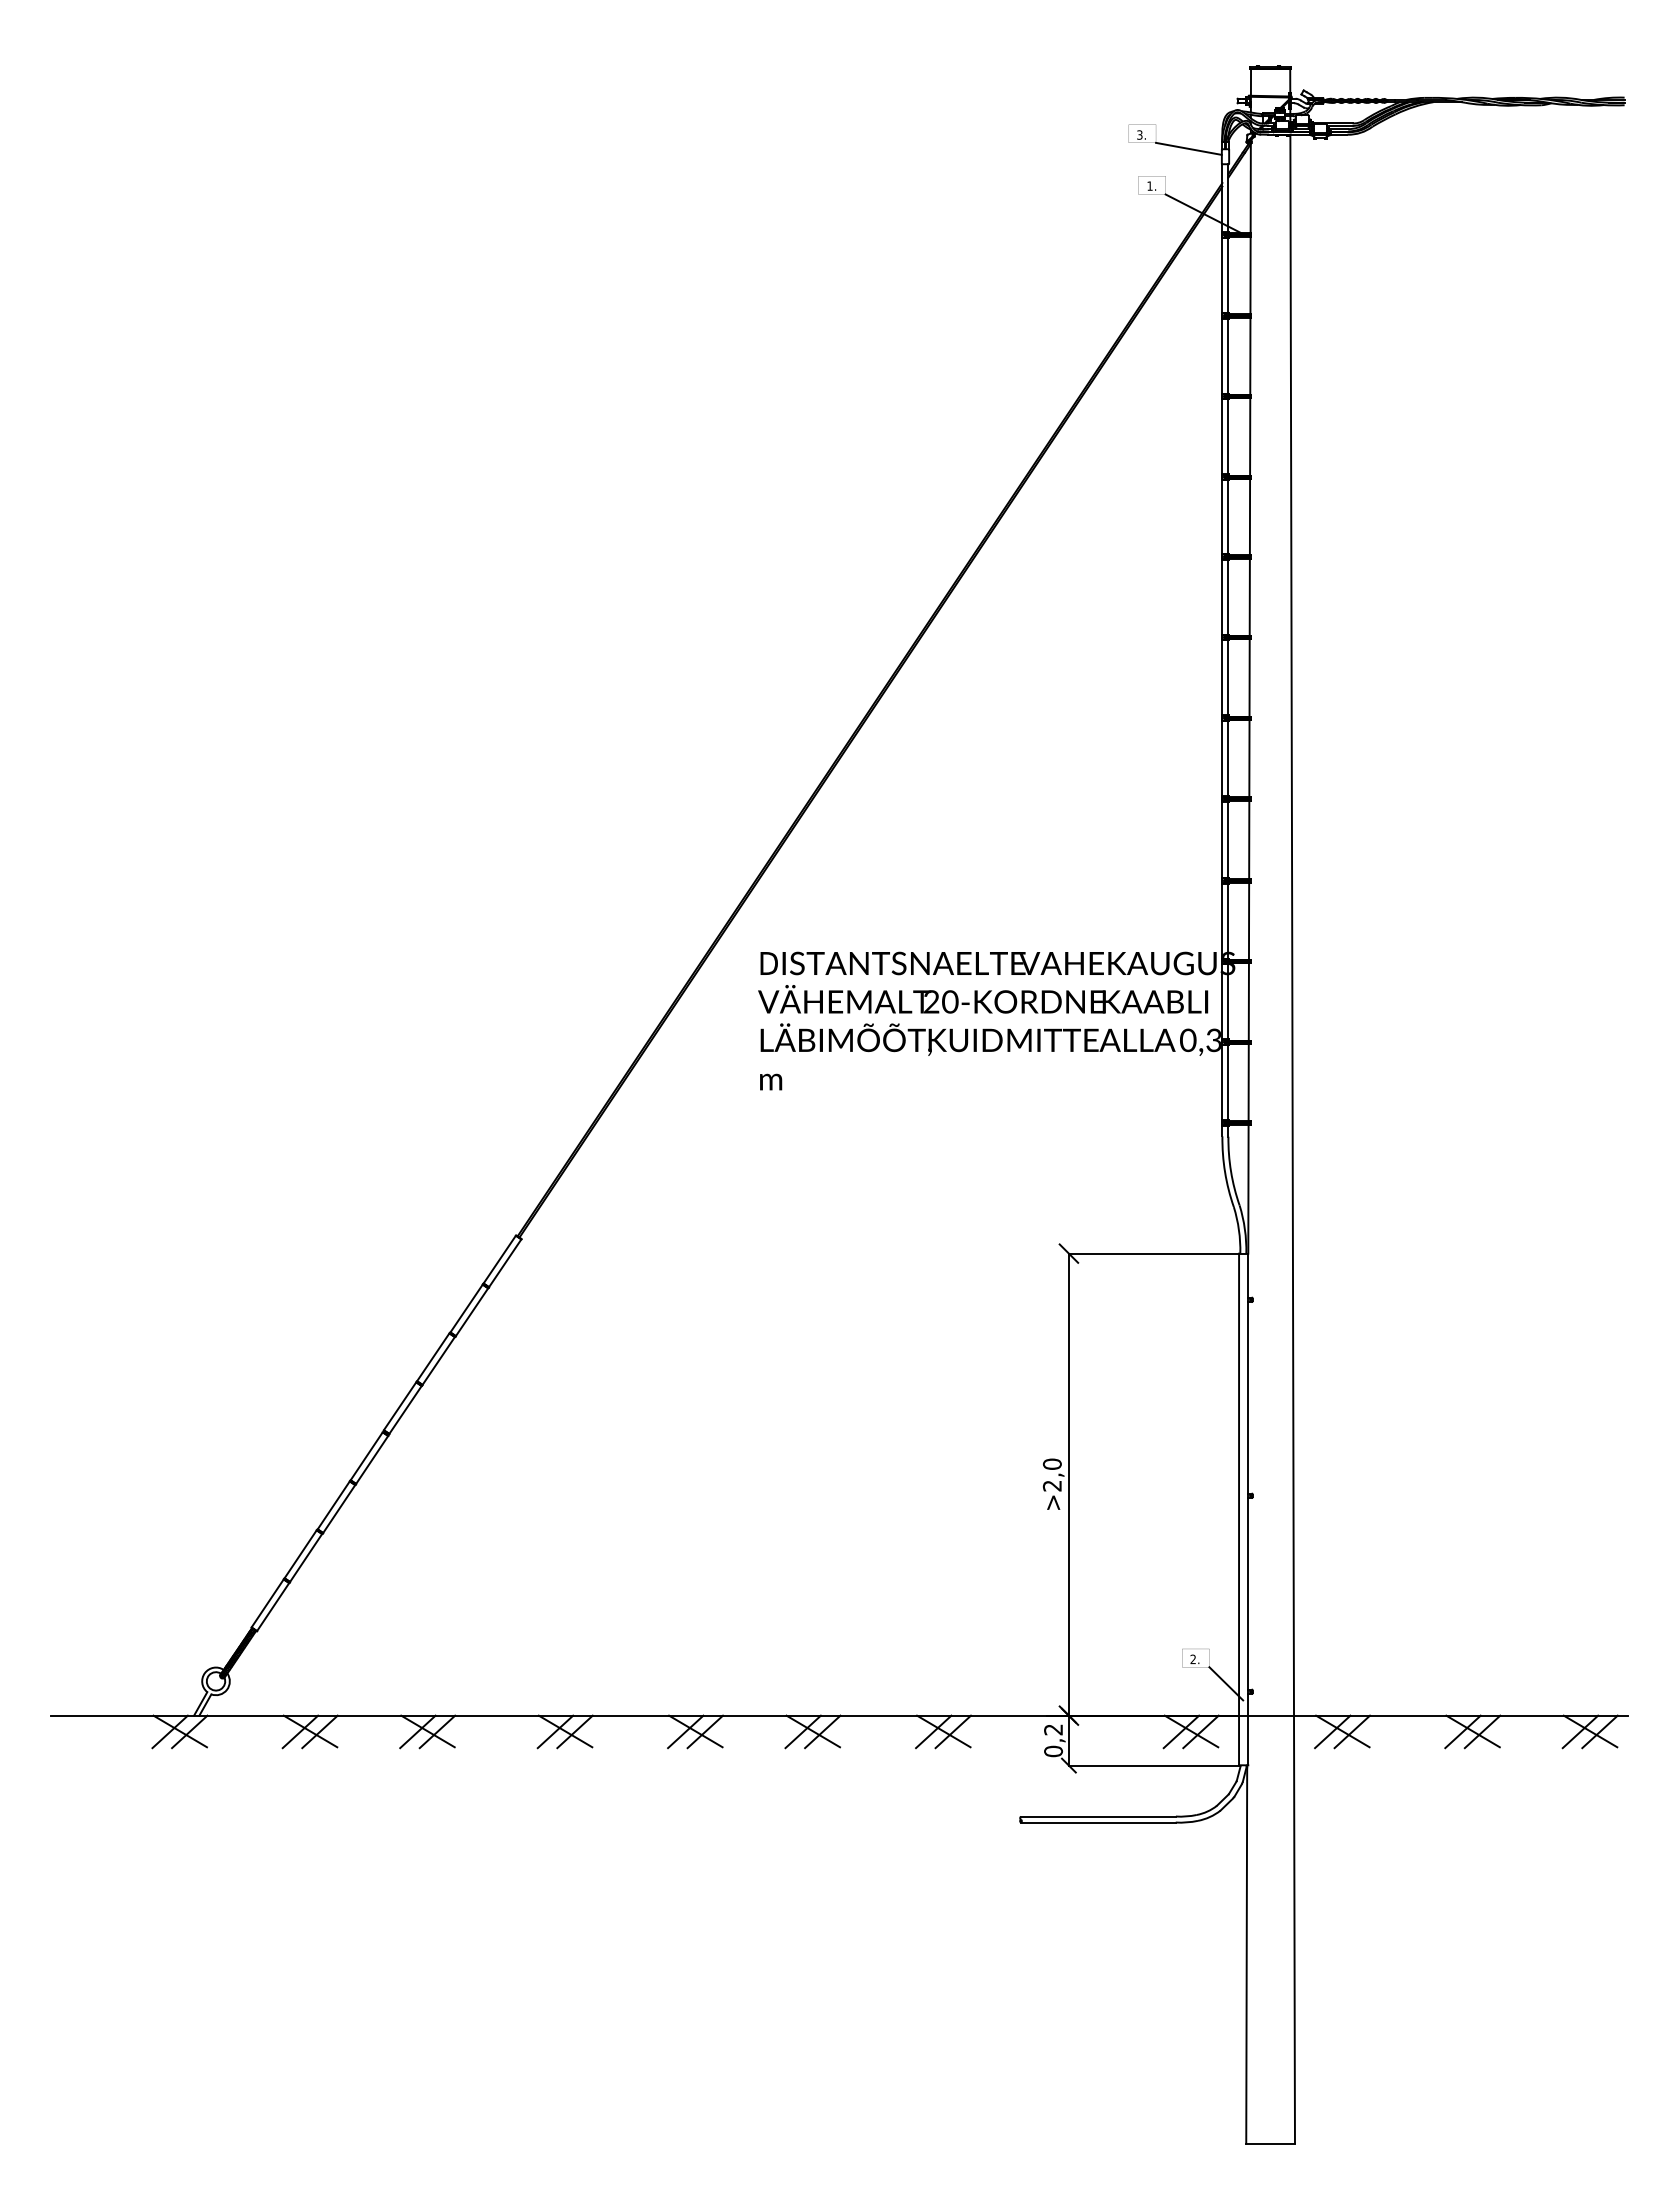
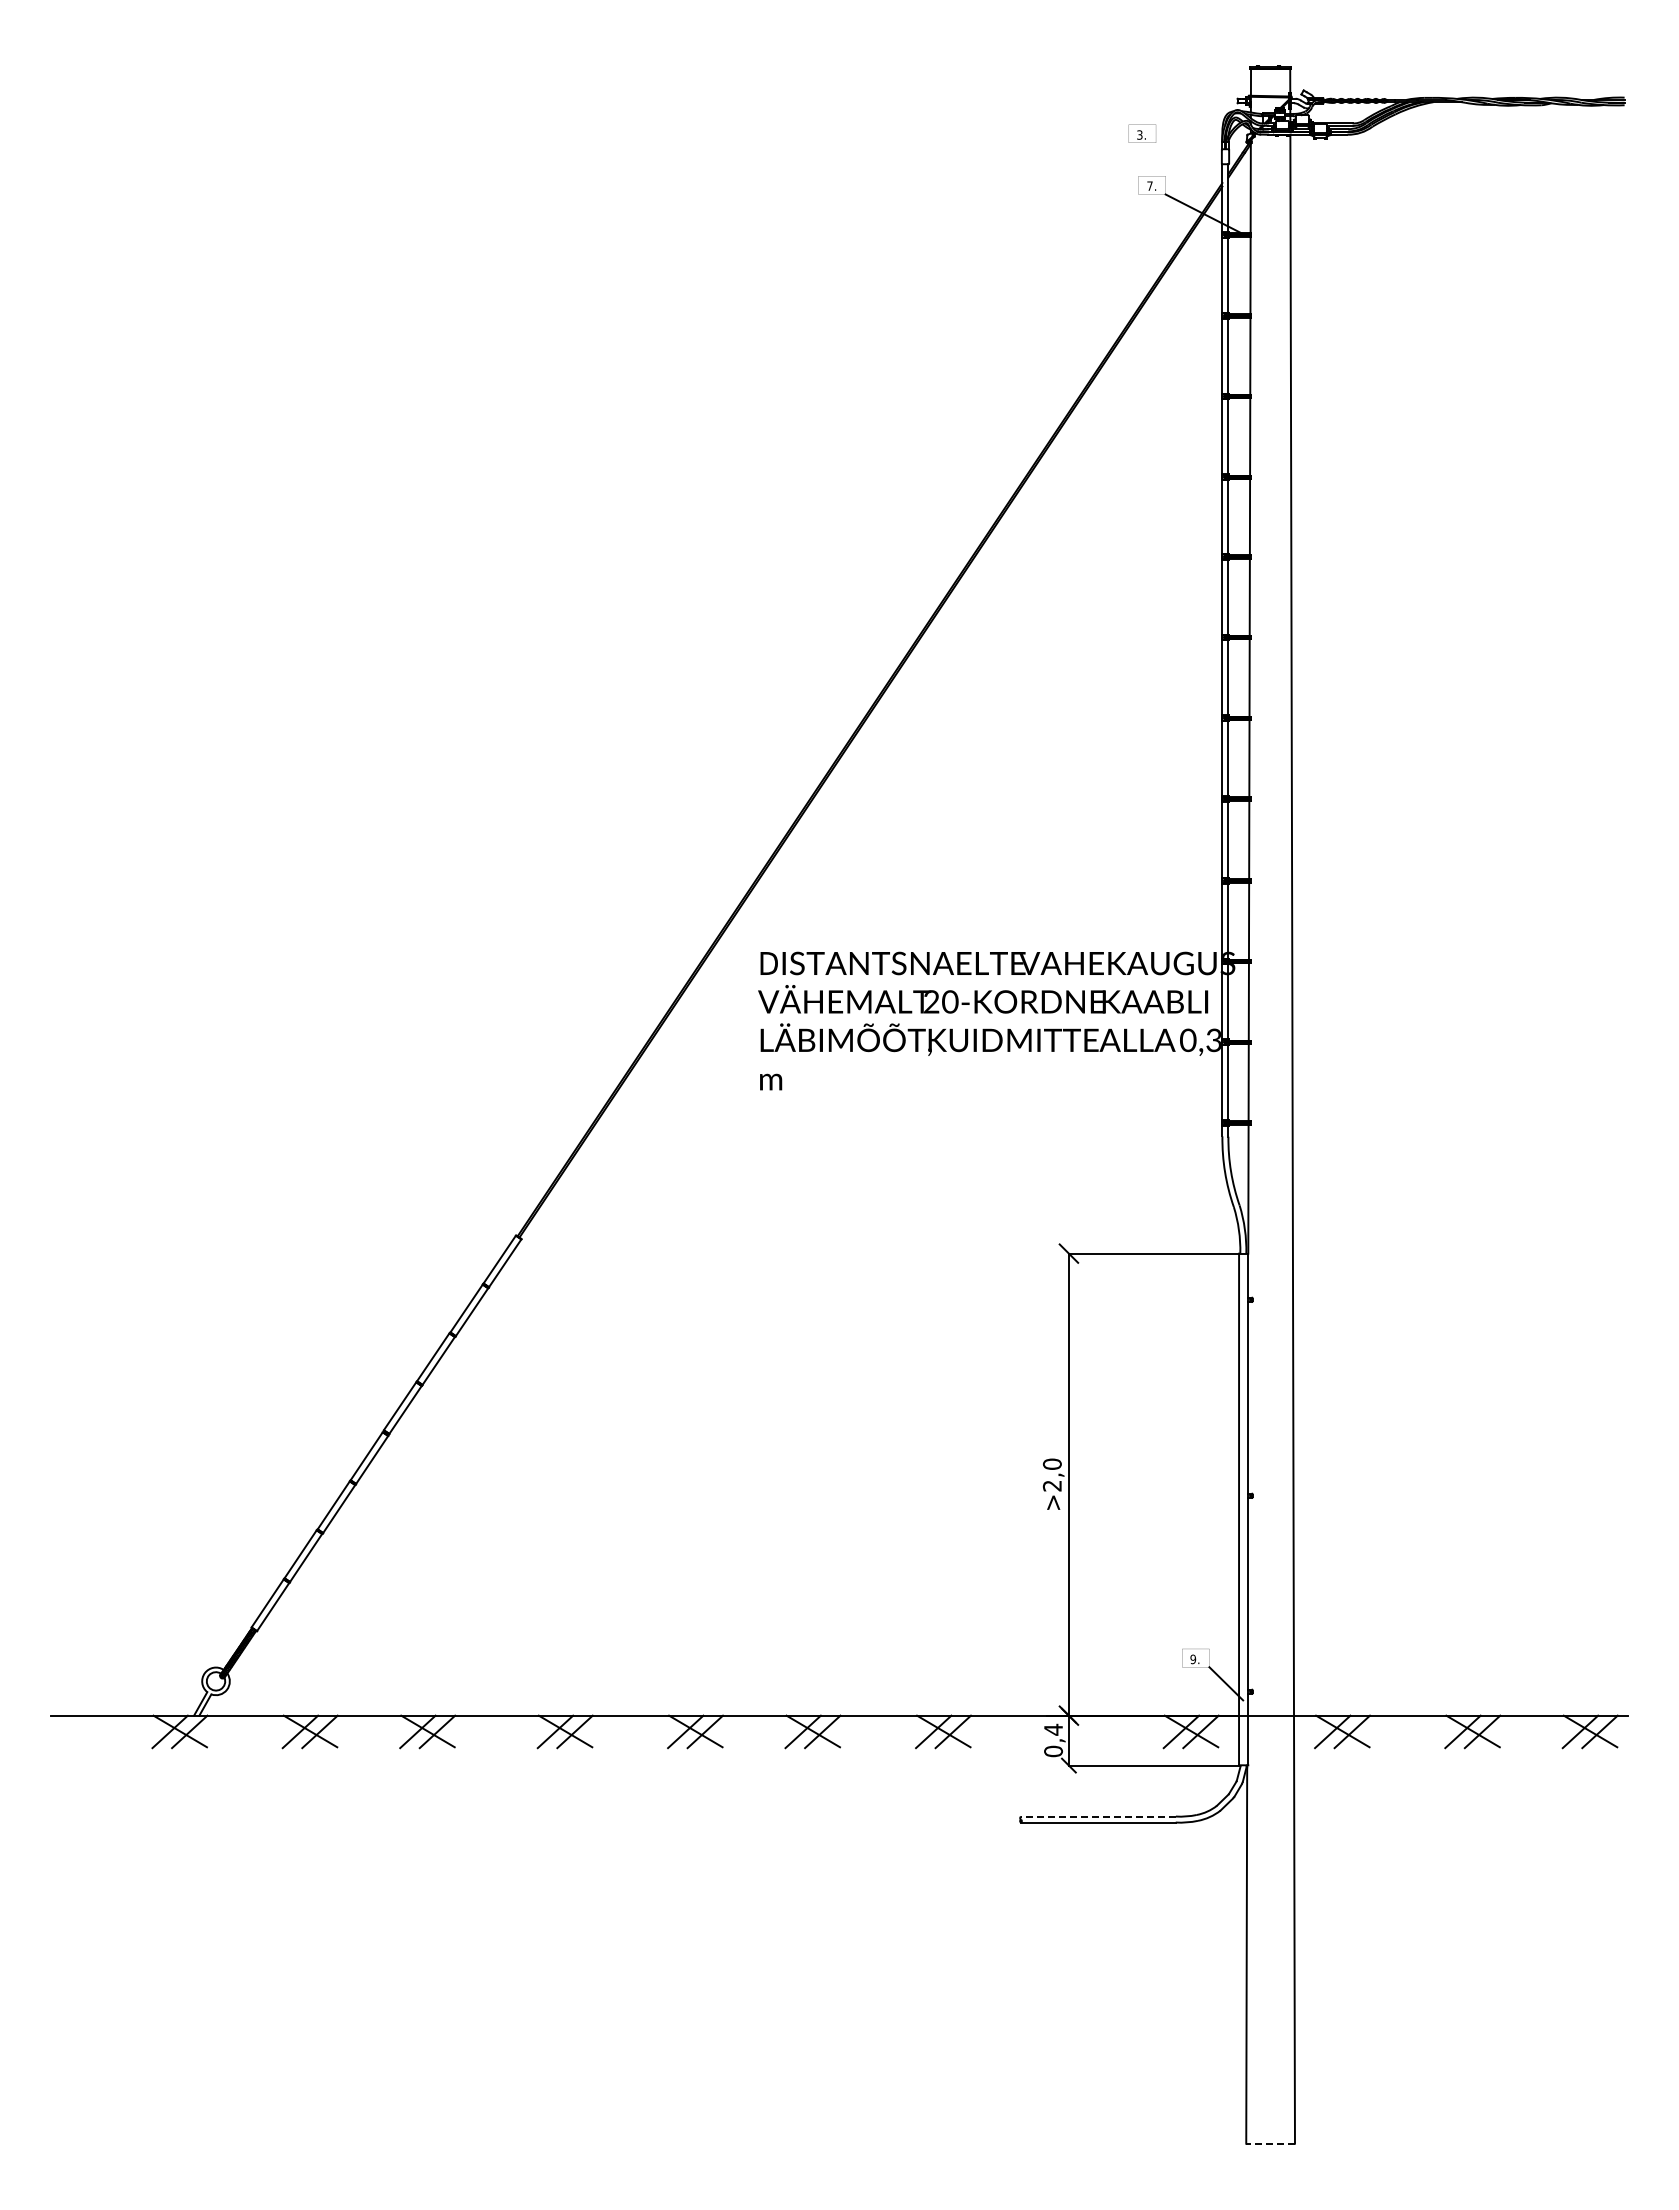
line: present -> none (1188, 148)
text: 1. -> 7. (1149, 185)
text: 2. -> 9. (1193, 1659)
text: 0,2 -> 0,4 (1053, 1729)
line: solid -> dashed (1097, 1816)
line: solid -> dashed (1270, 2143)
